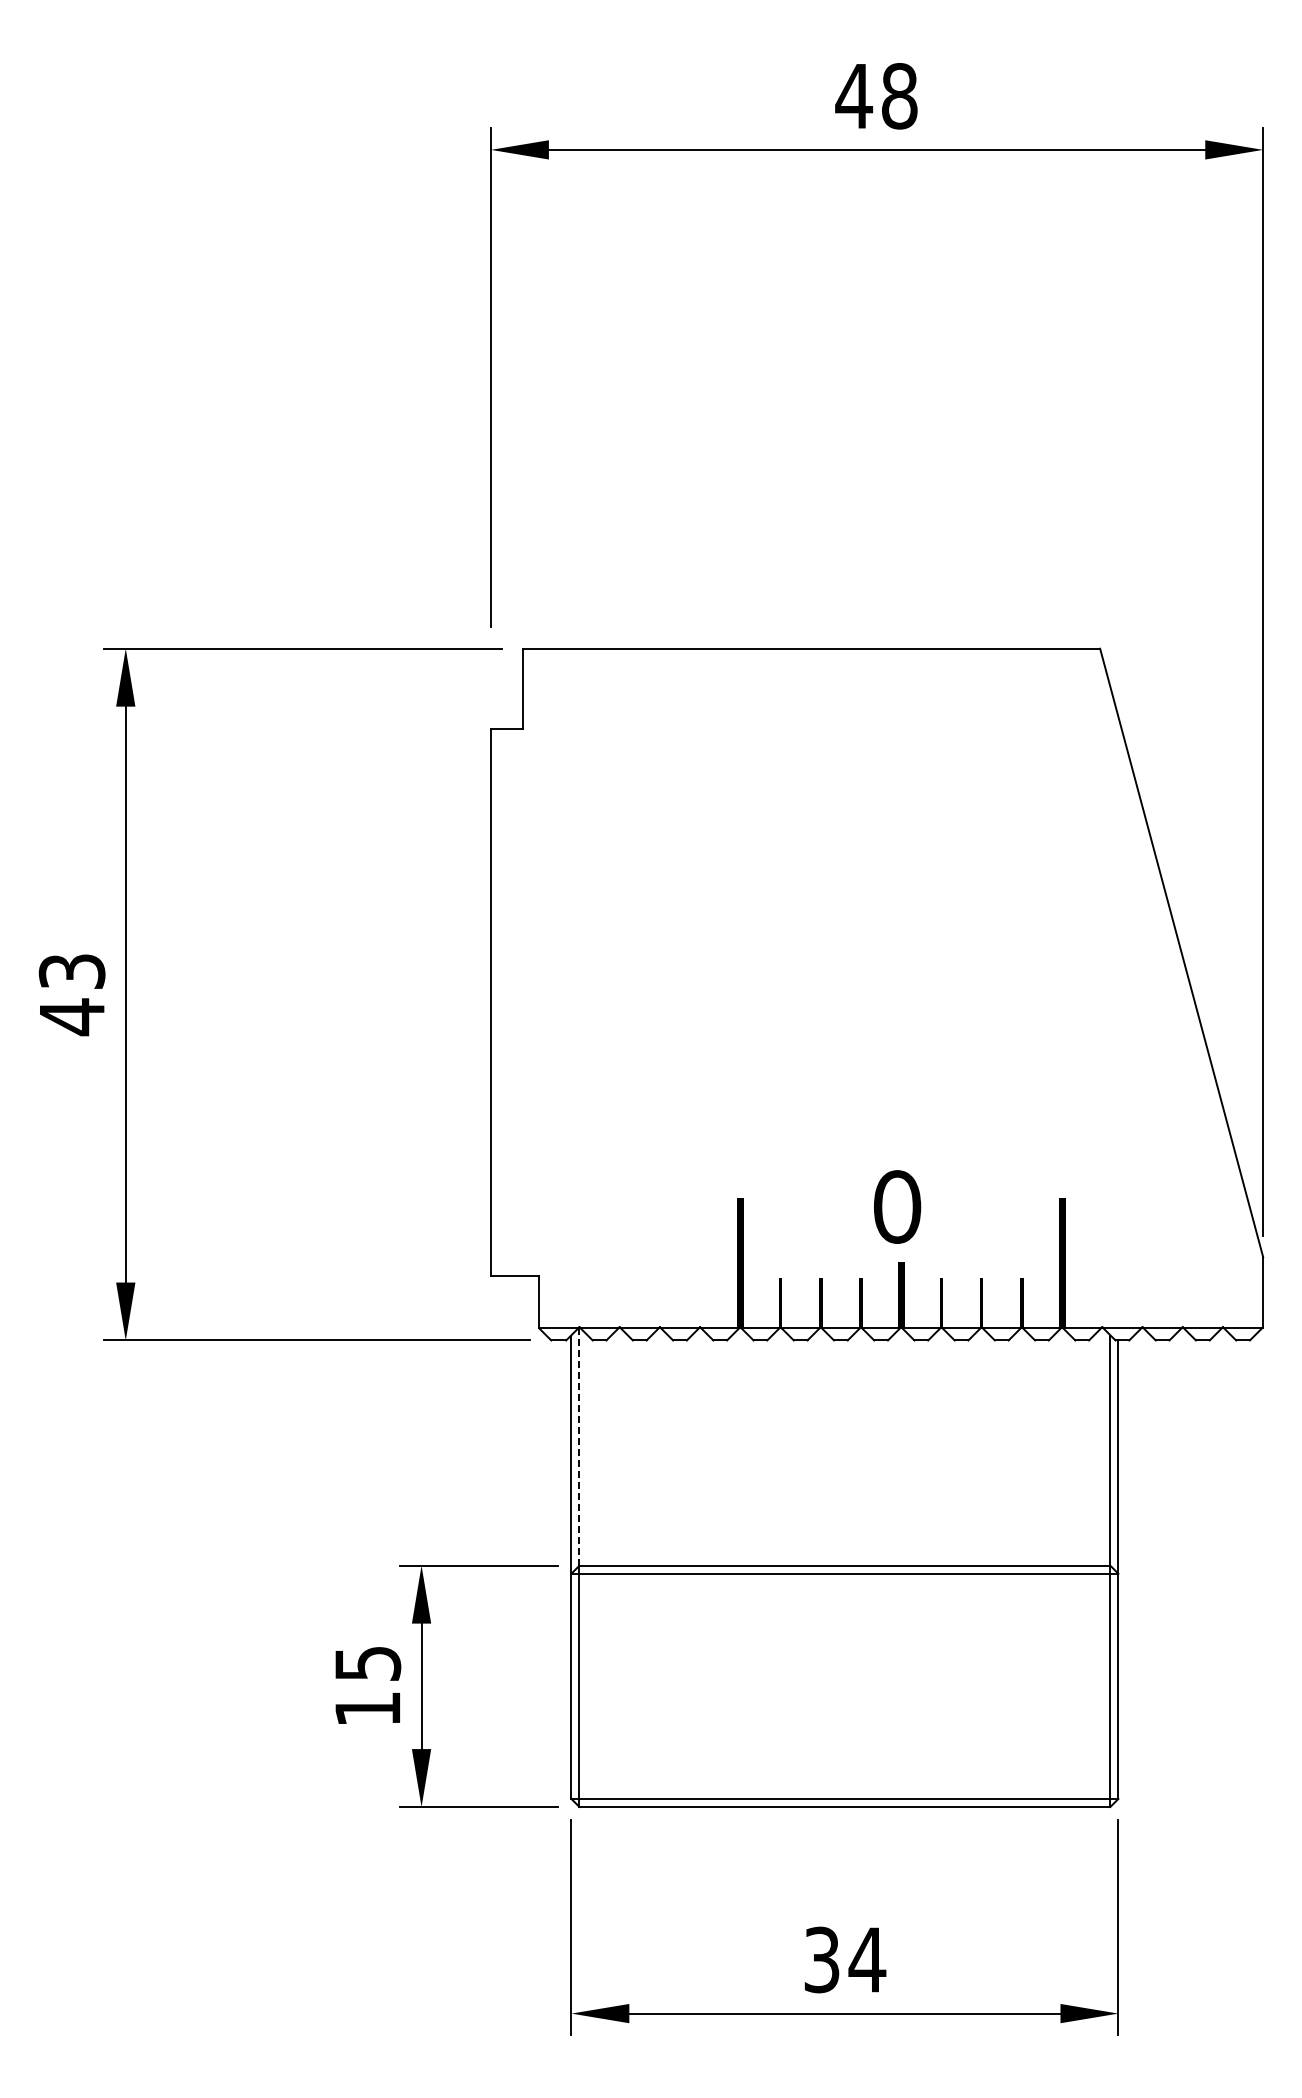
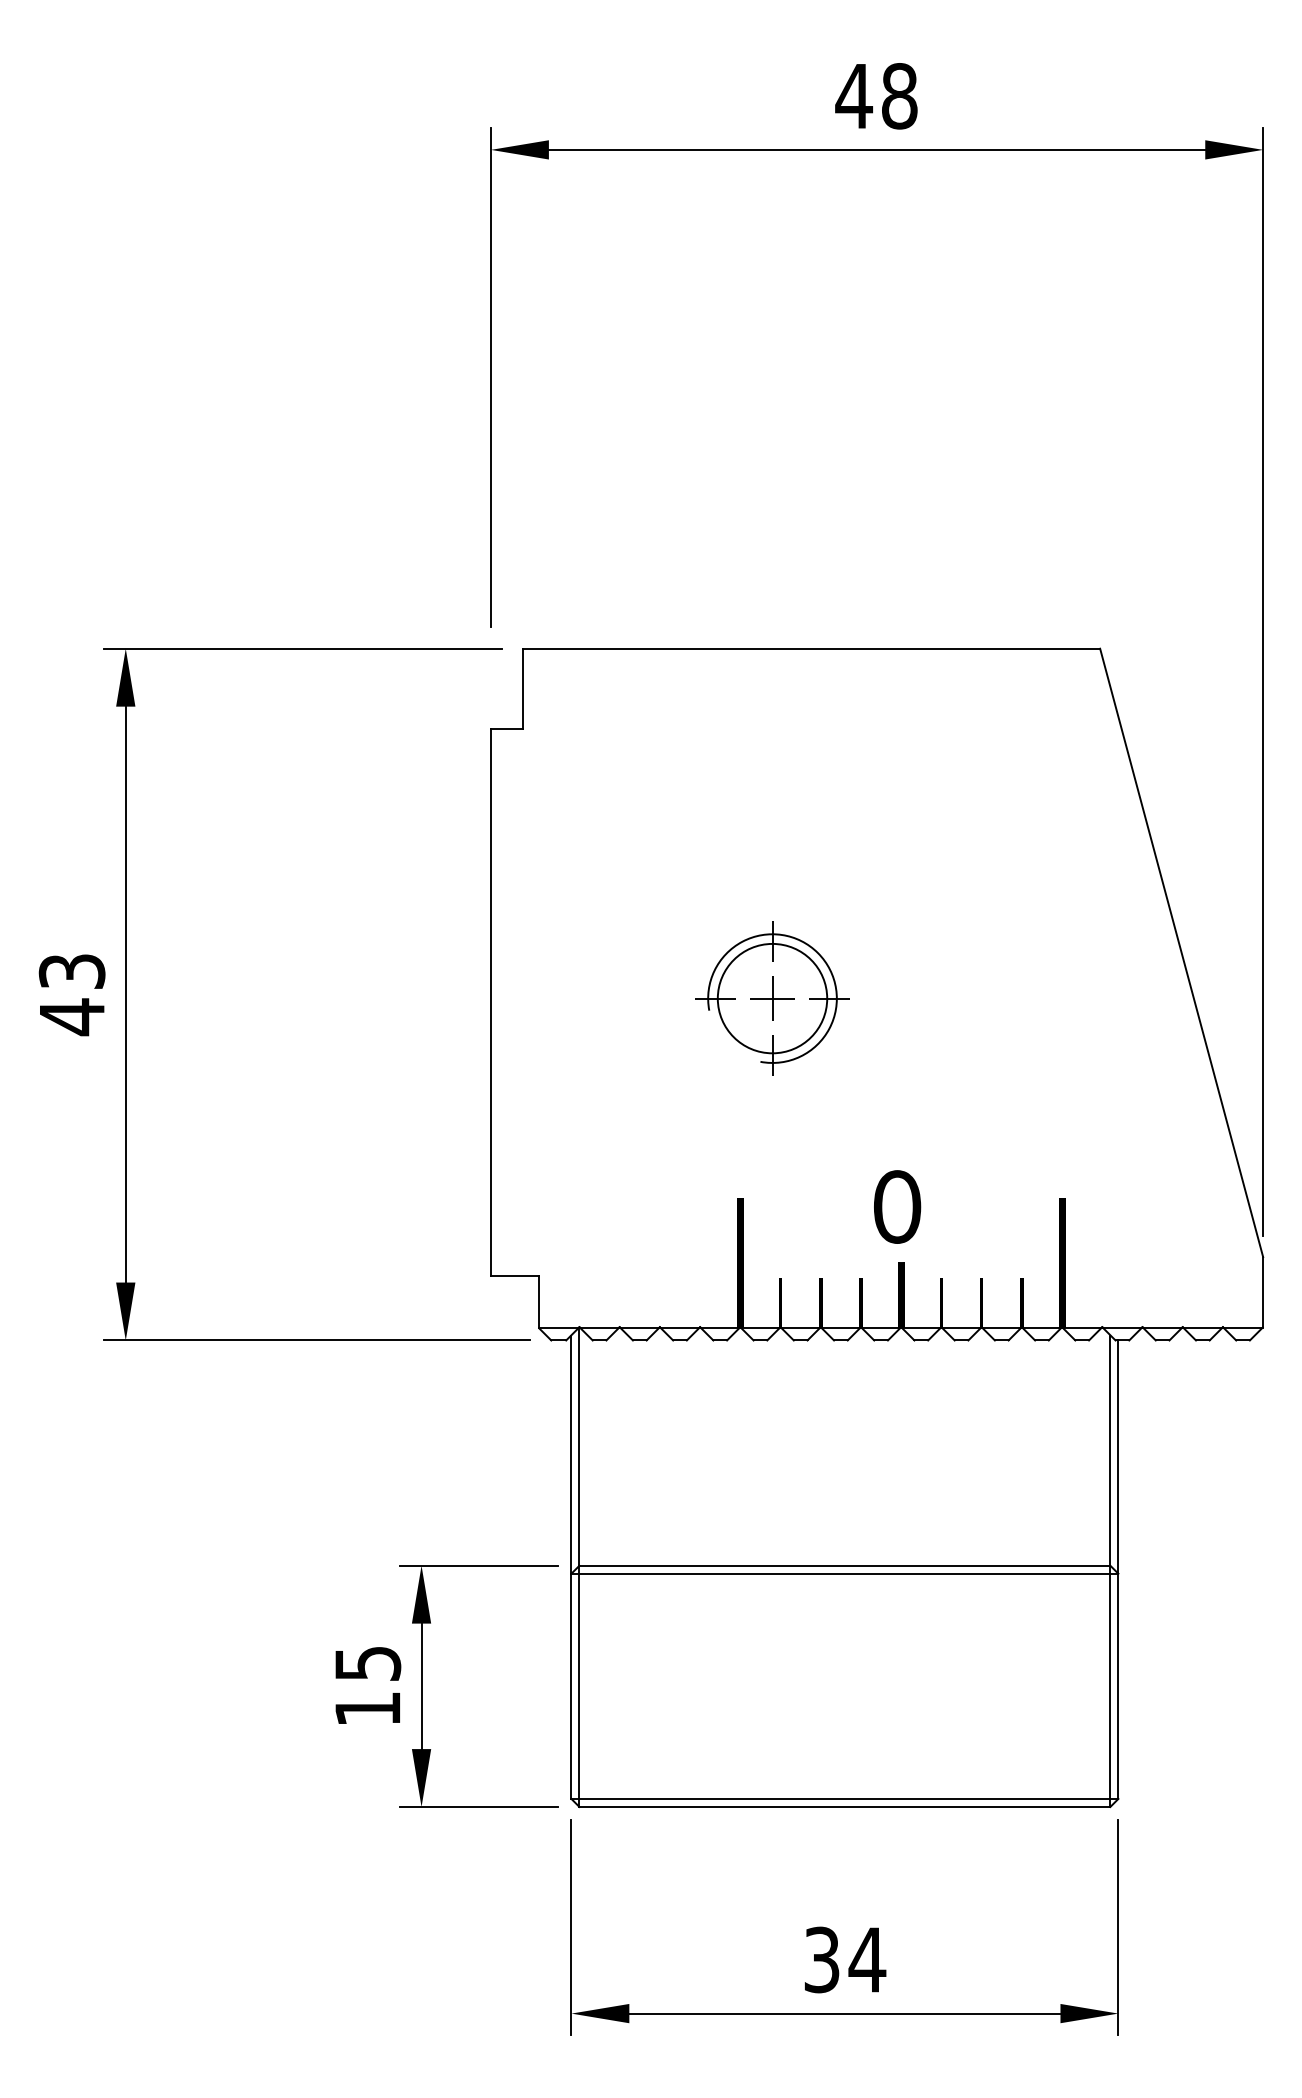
part: none -> present (772, 998)
line: dashed -> solid (579, 1447)
